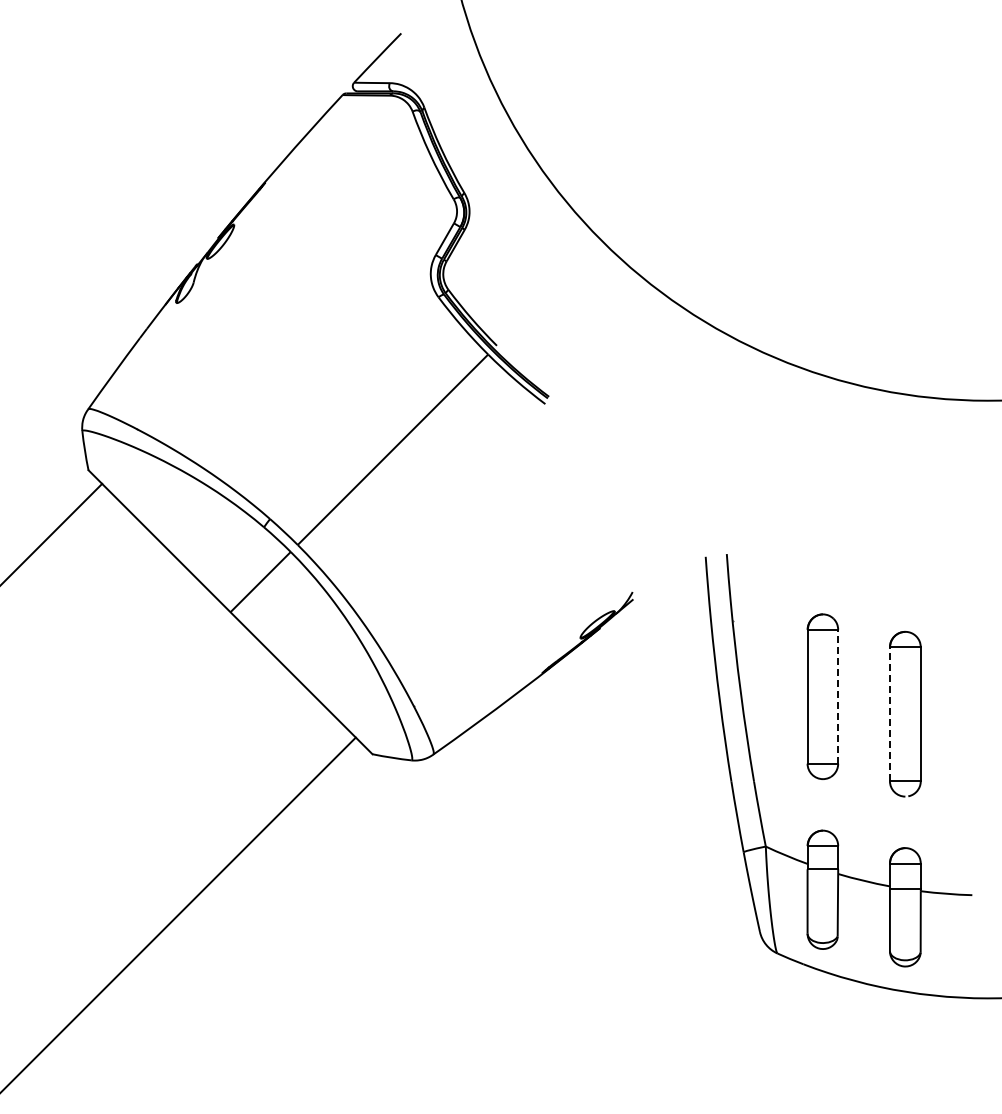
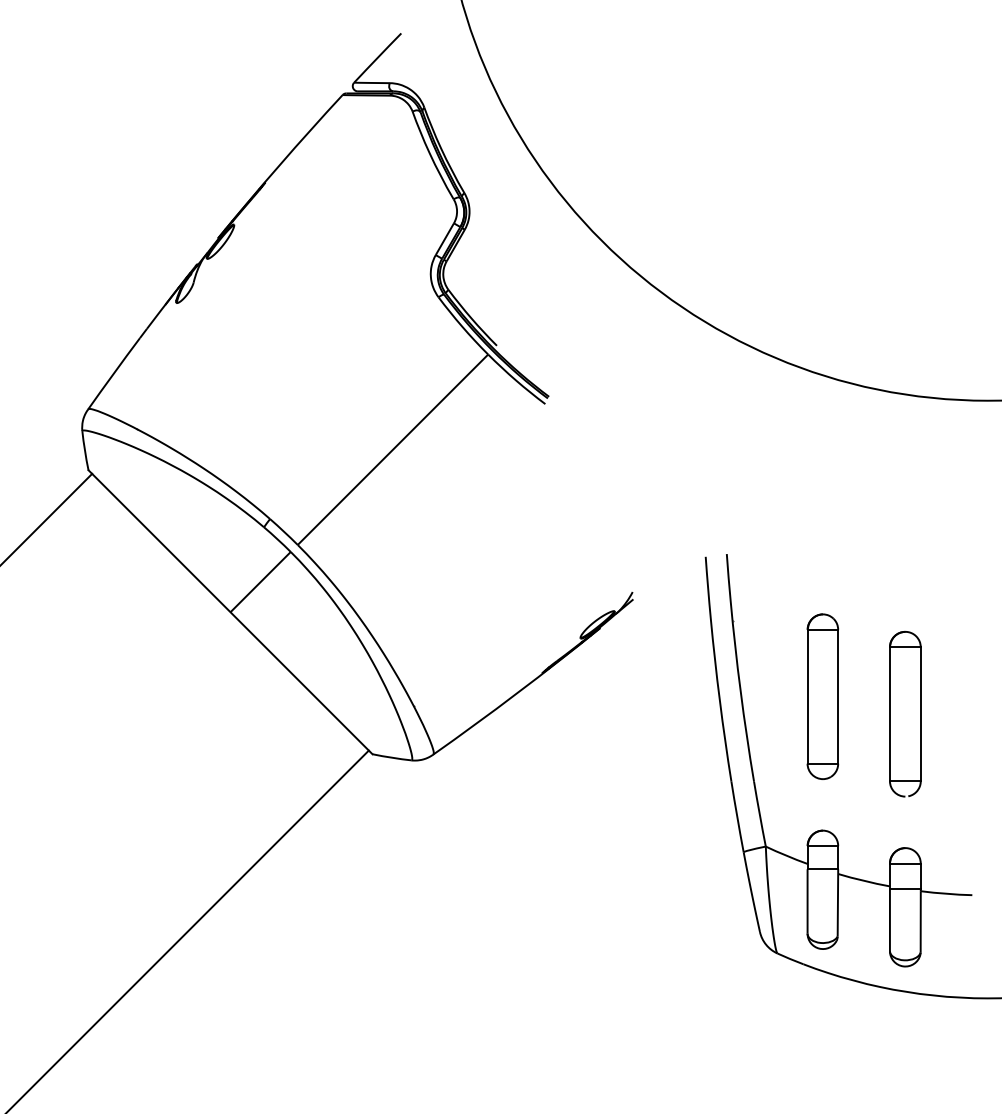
line position: (52, 533) -> (47, 518) (47, 518)
line: dashed -> solid (838, 696)
line: dashed -> solid (889, 714)
line position: (178, 914) -> (188, 930) (188, 930)
